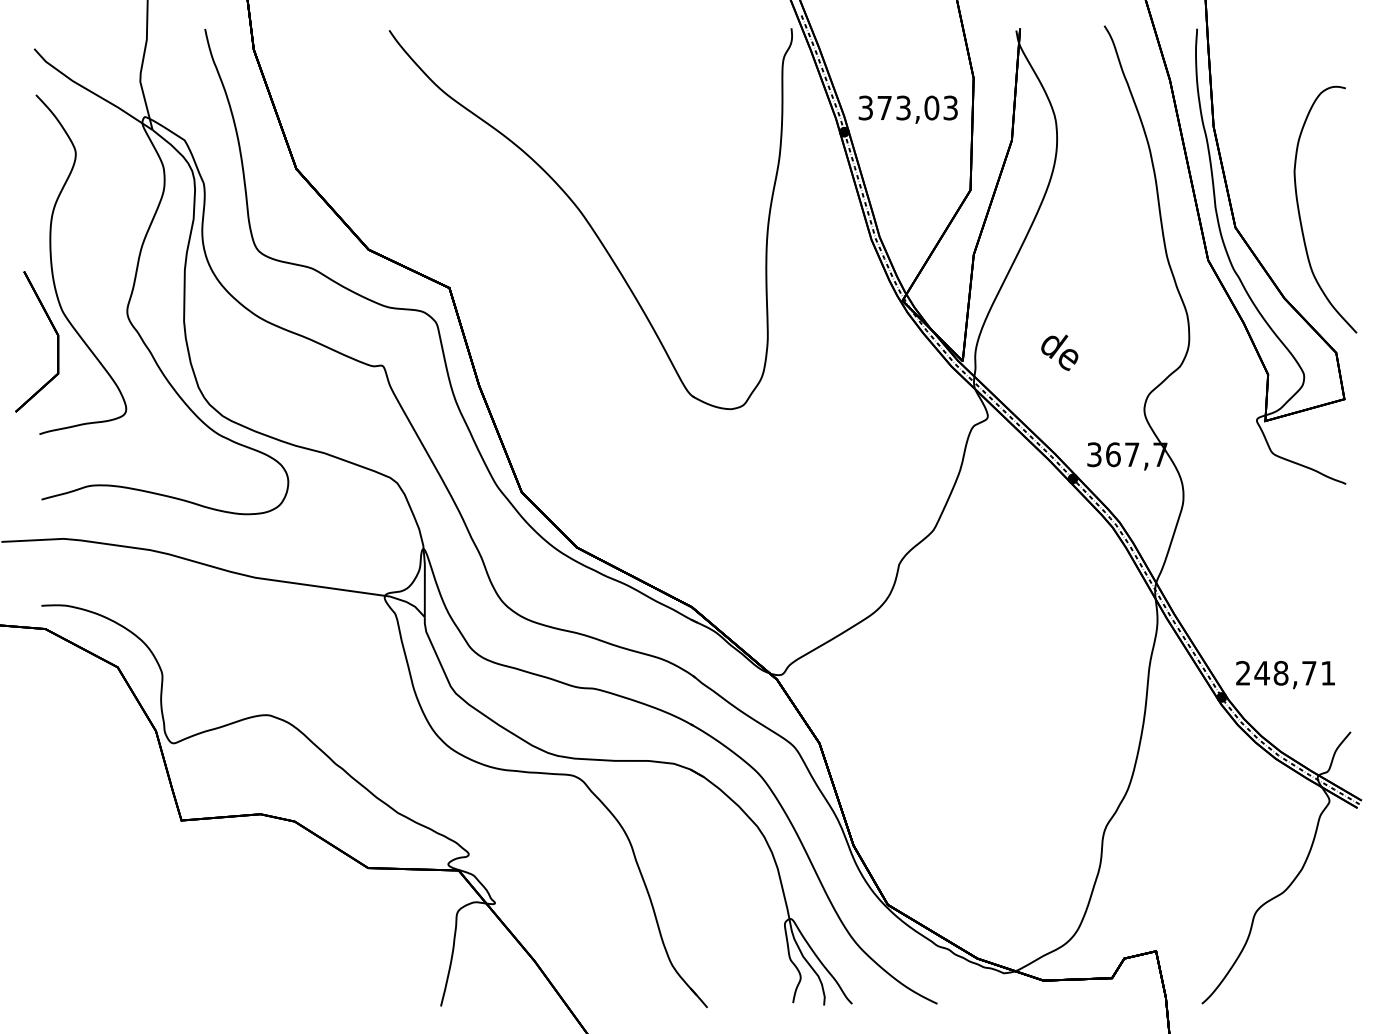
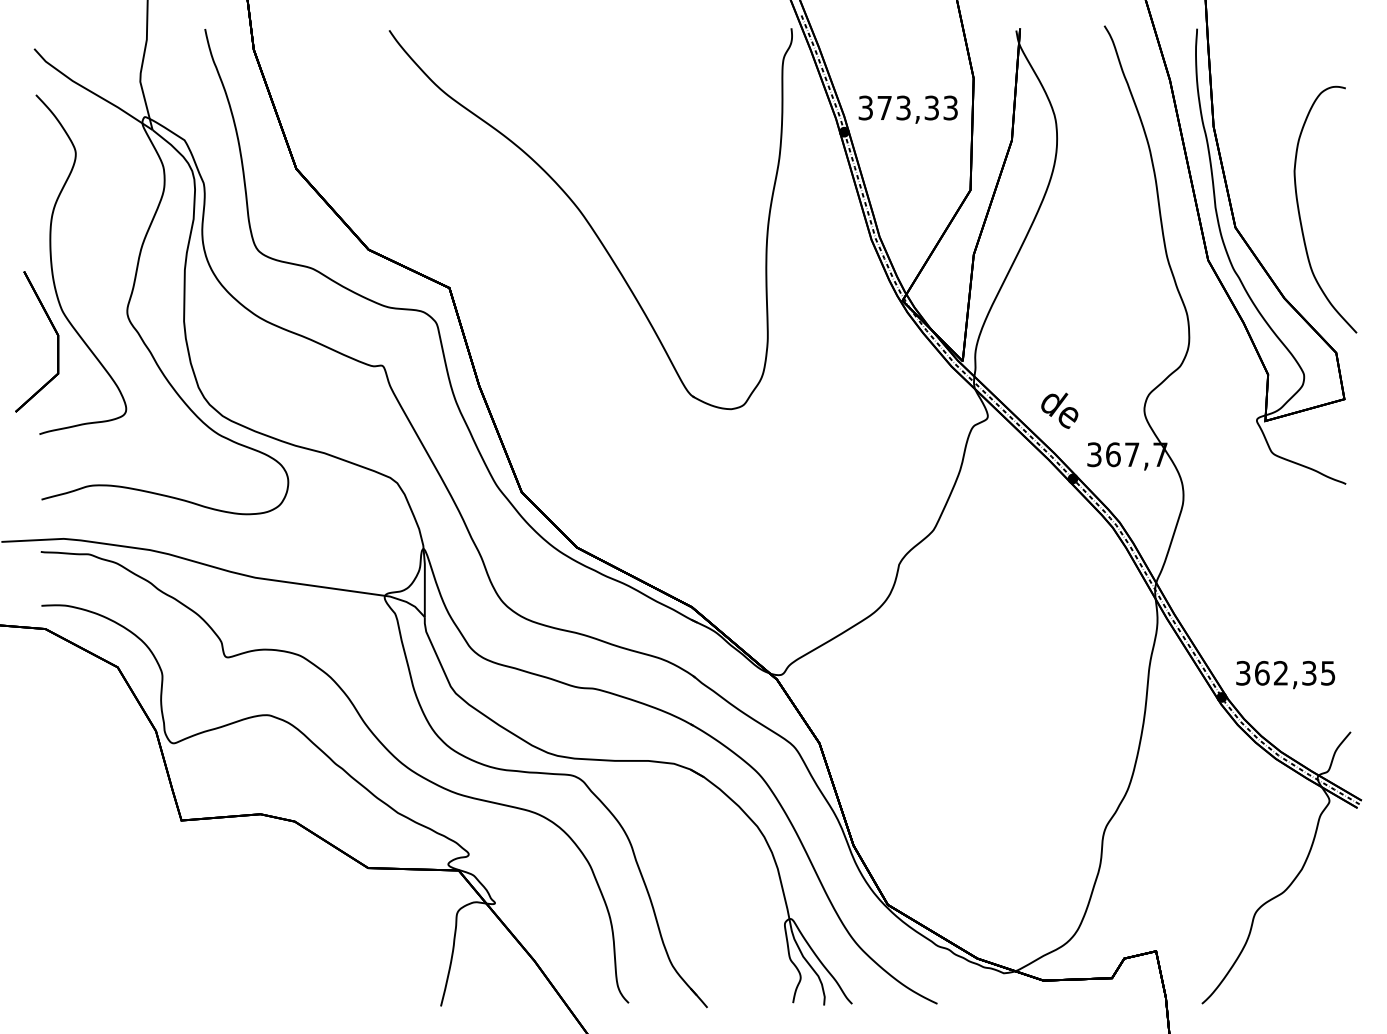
text: 373,03 -> 373,33 (931, 107)
text position: (1059, 352) -> (1059, 410) (1059, 410)
text: 248,71 -> 362,35 (1285, 672)
curve: none -> present (375, 738)
